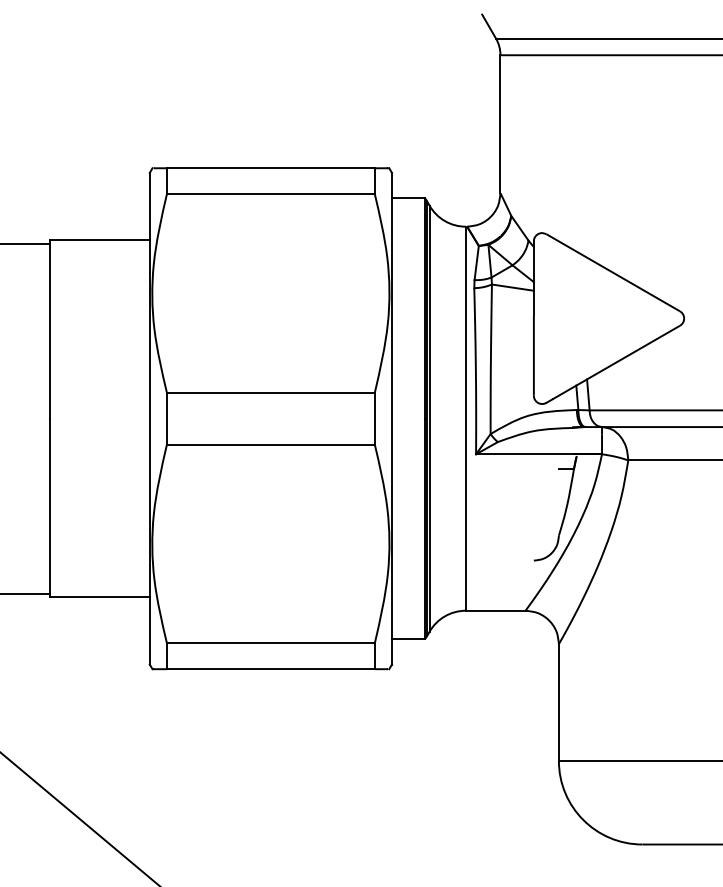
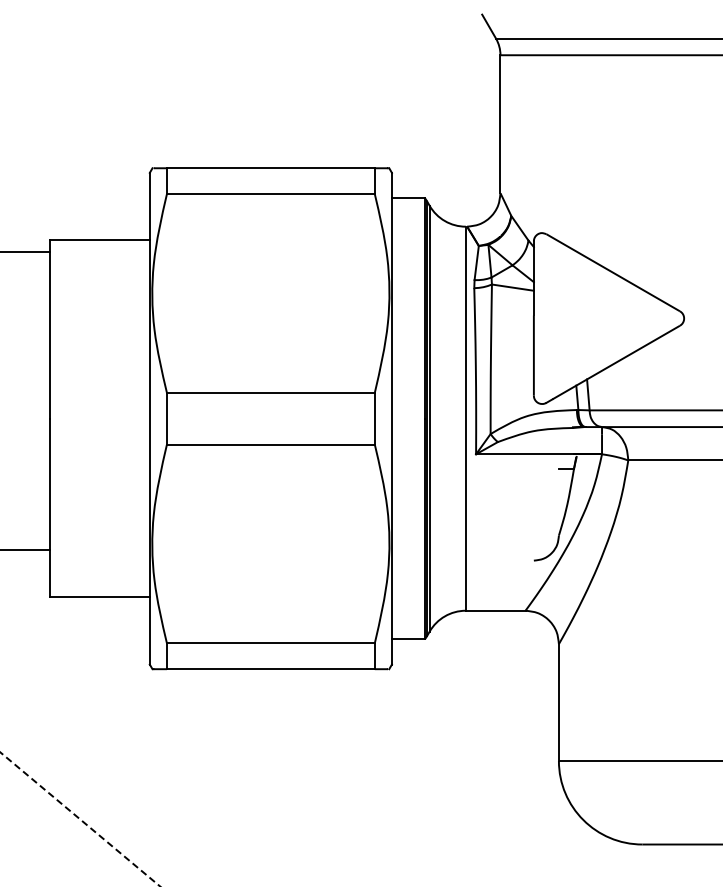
line position: (25, 243) -> (25, 251) (25, 251)
line position: (25, 593) -> (25, 549) (25, 549)
line: solid -> dashed (79, 819)
